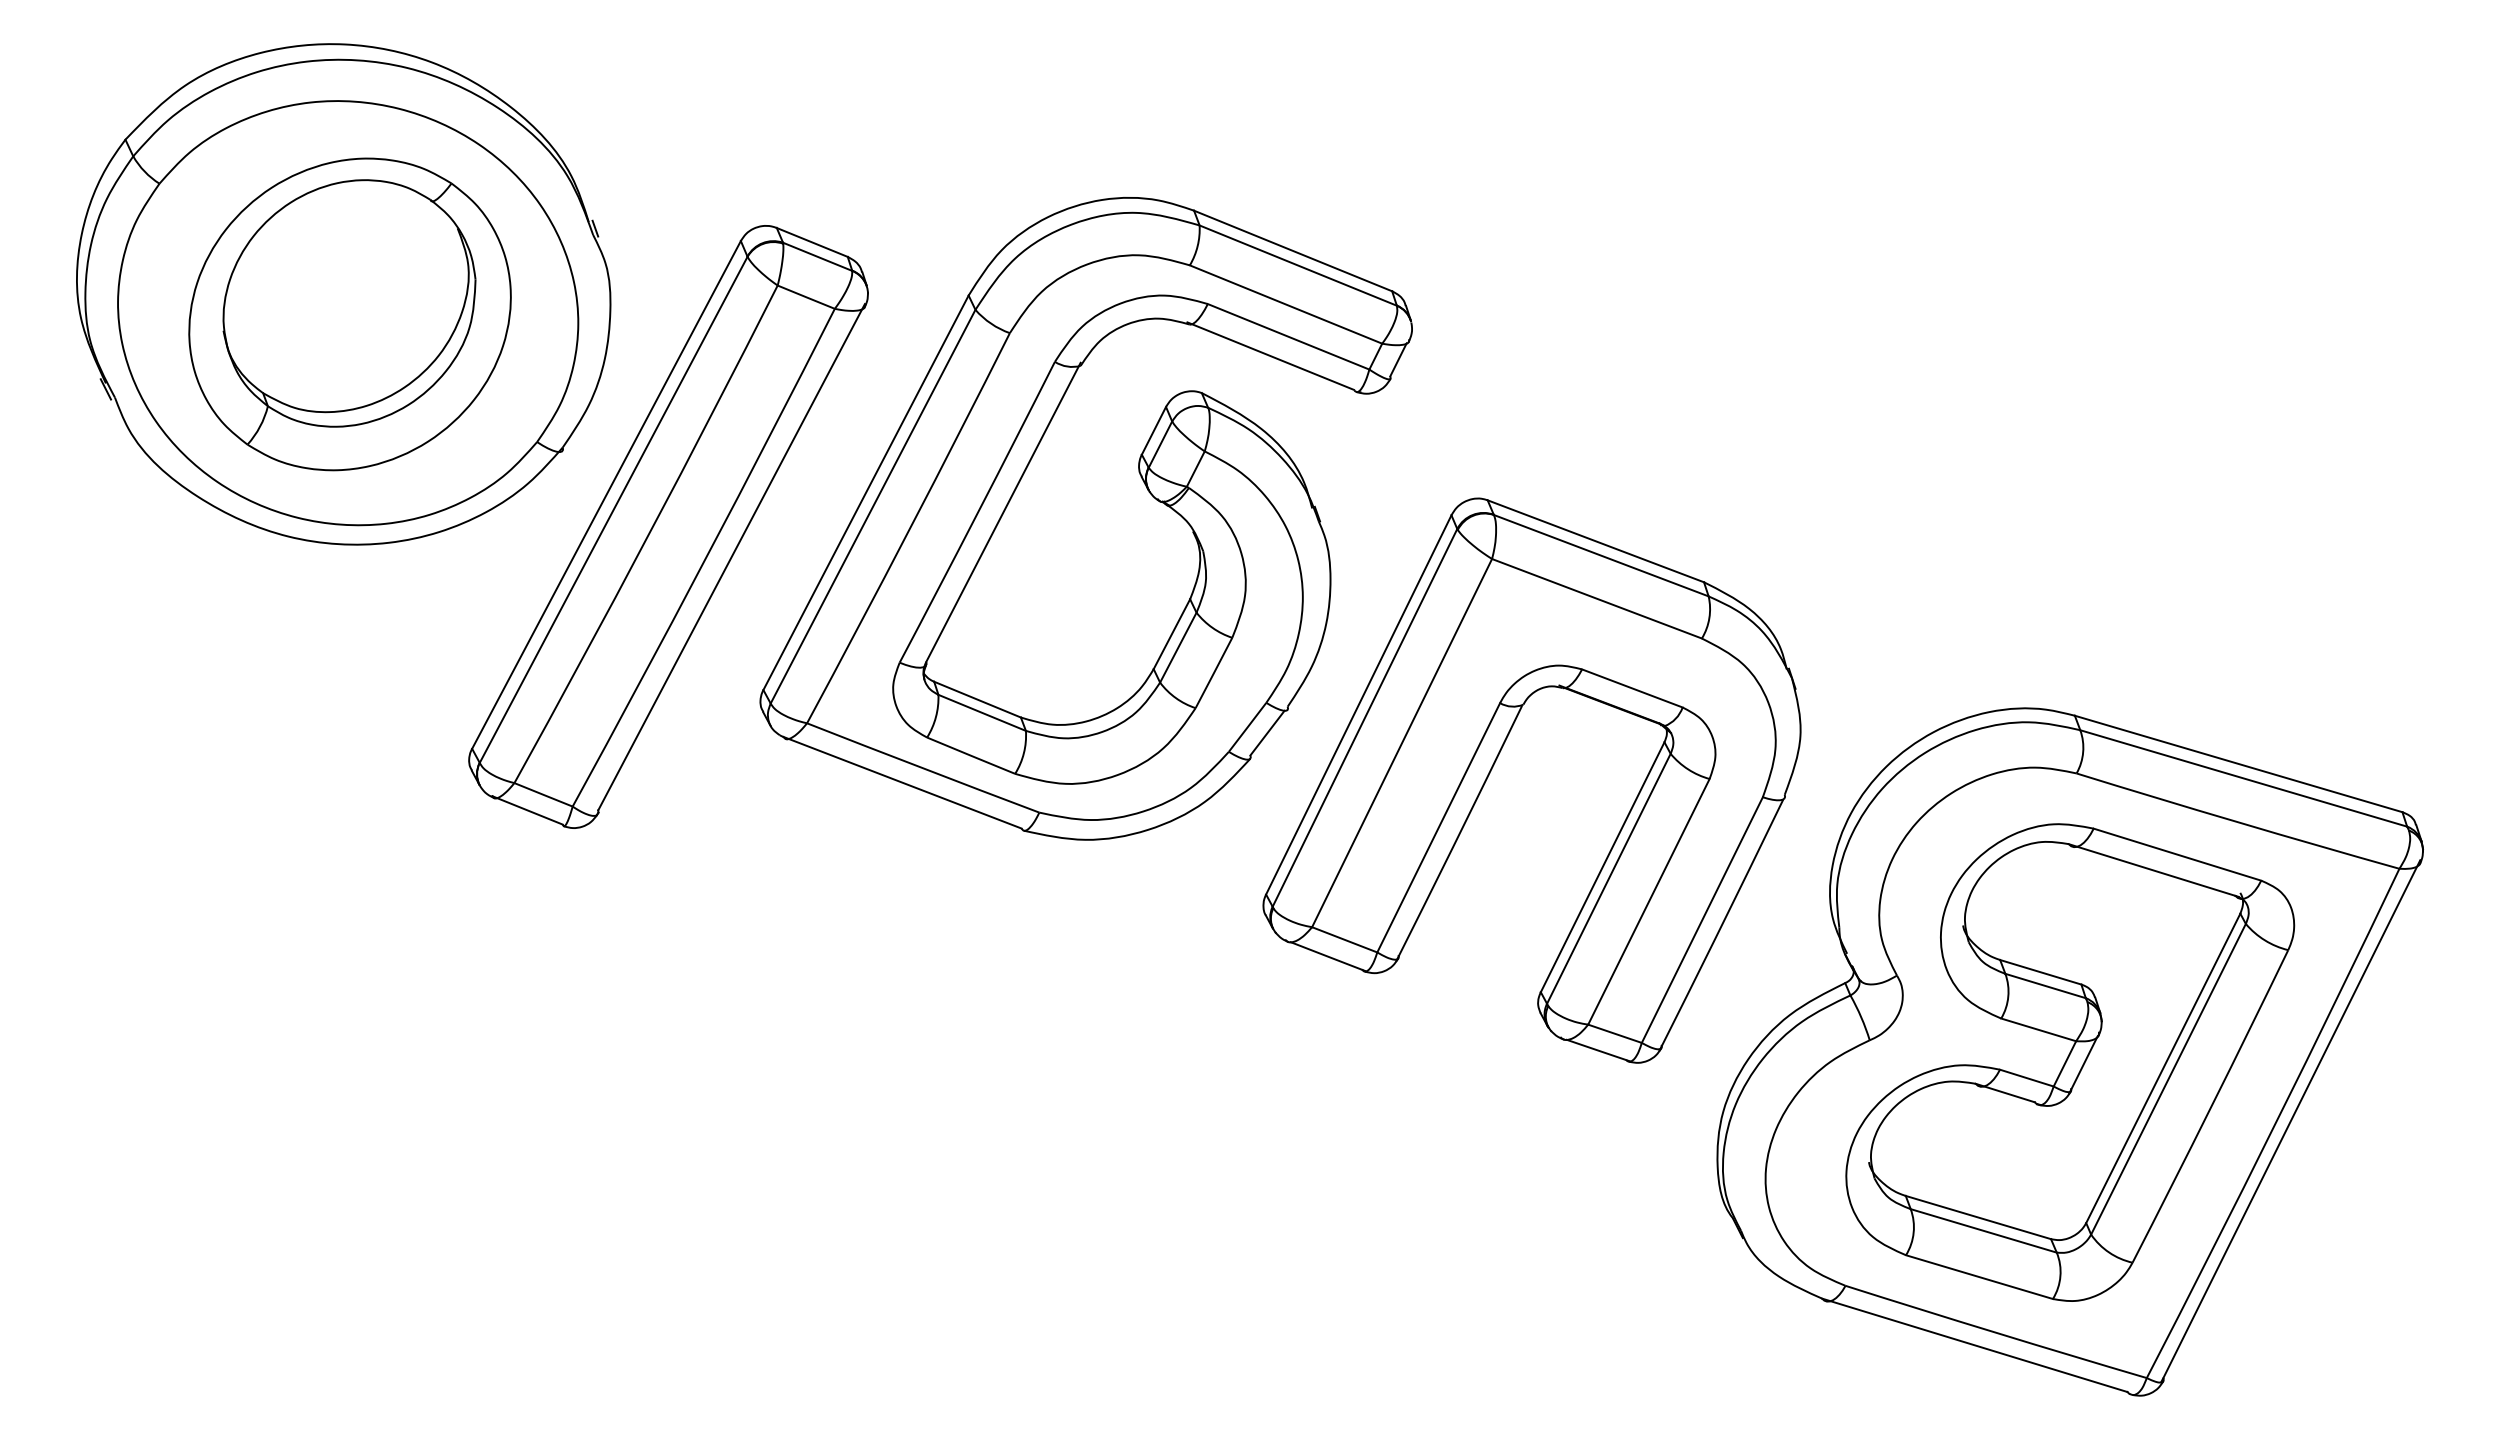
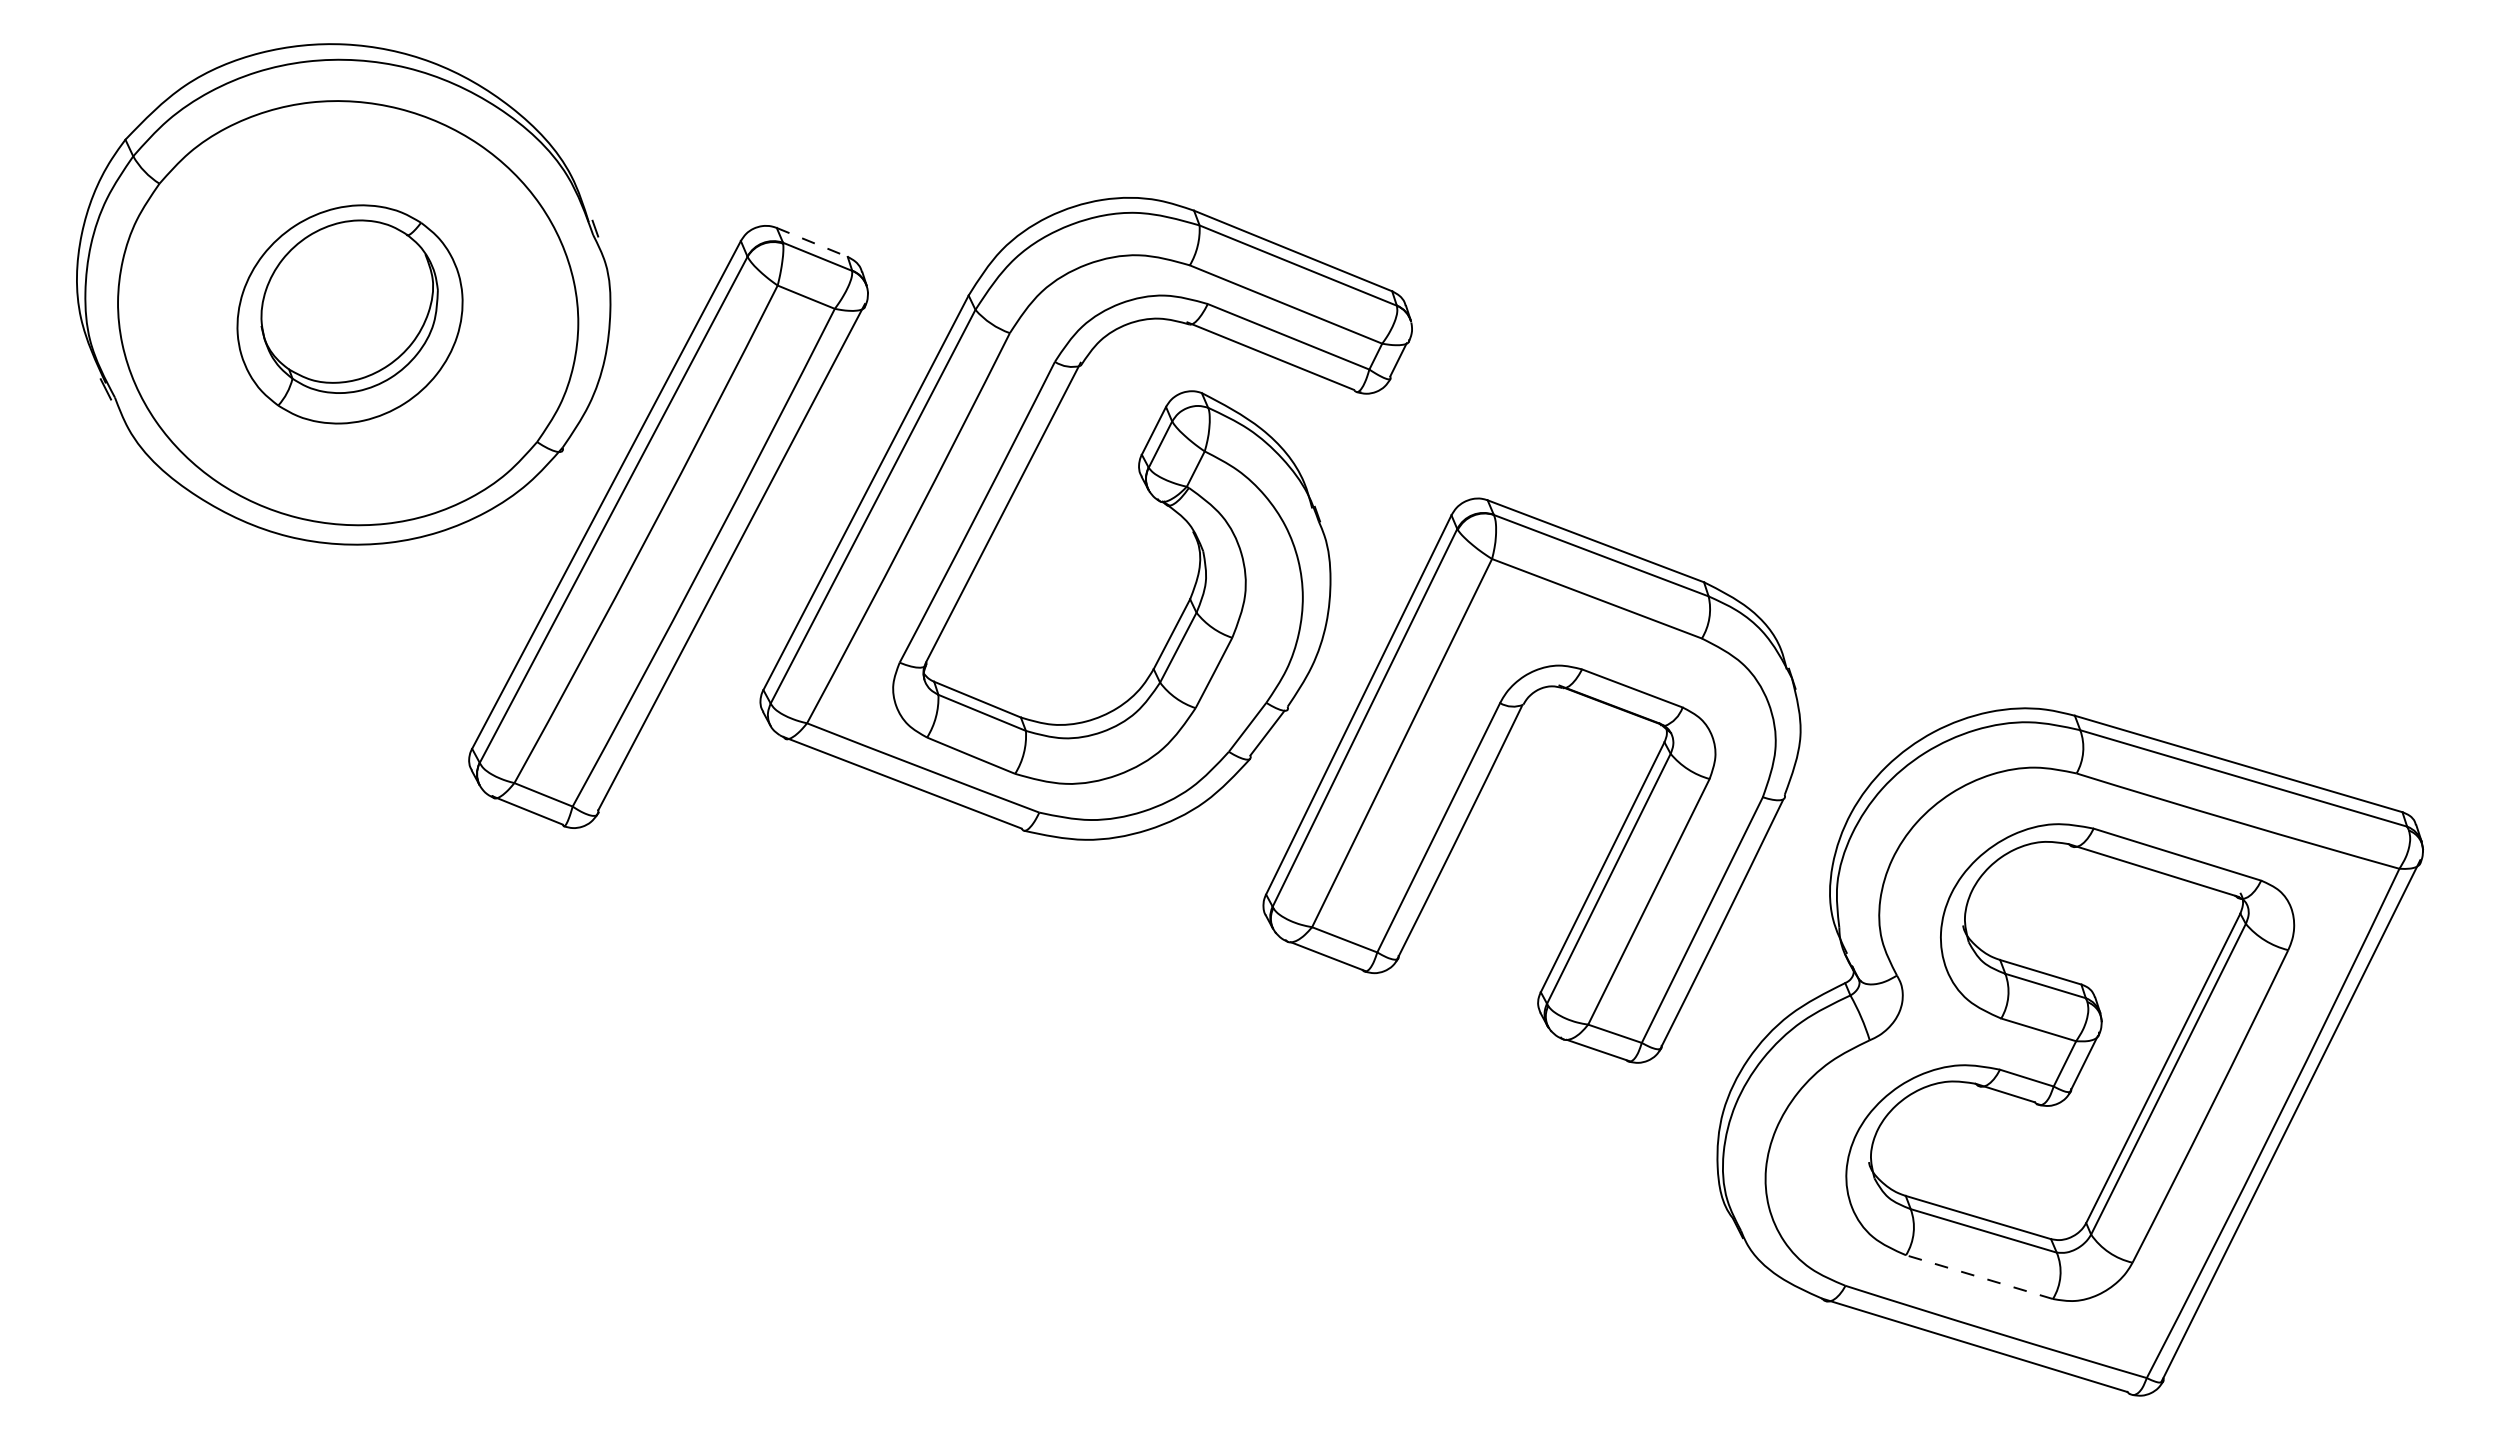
line: solid -> dashed (812, 242)
part size: 324x315 px -> 228x221 px (349, 314)
line: solid -> dashed (1979, 1277)
